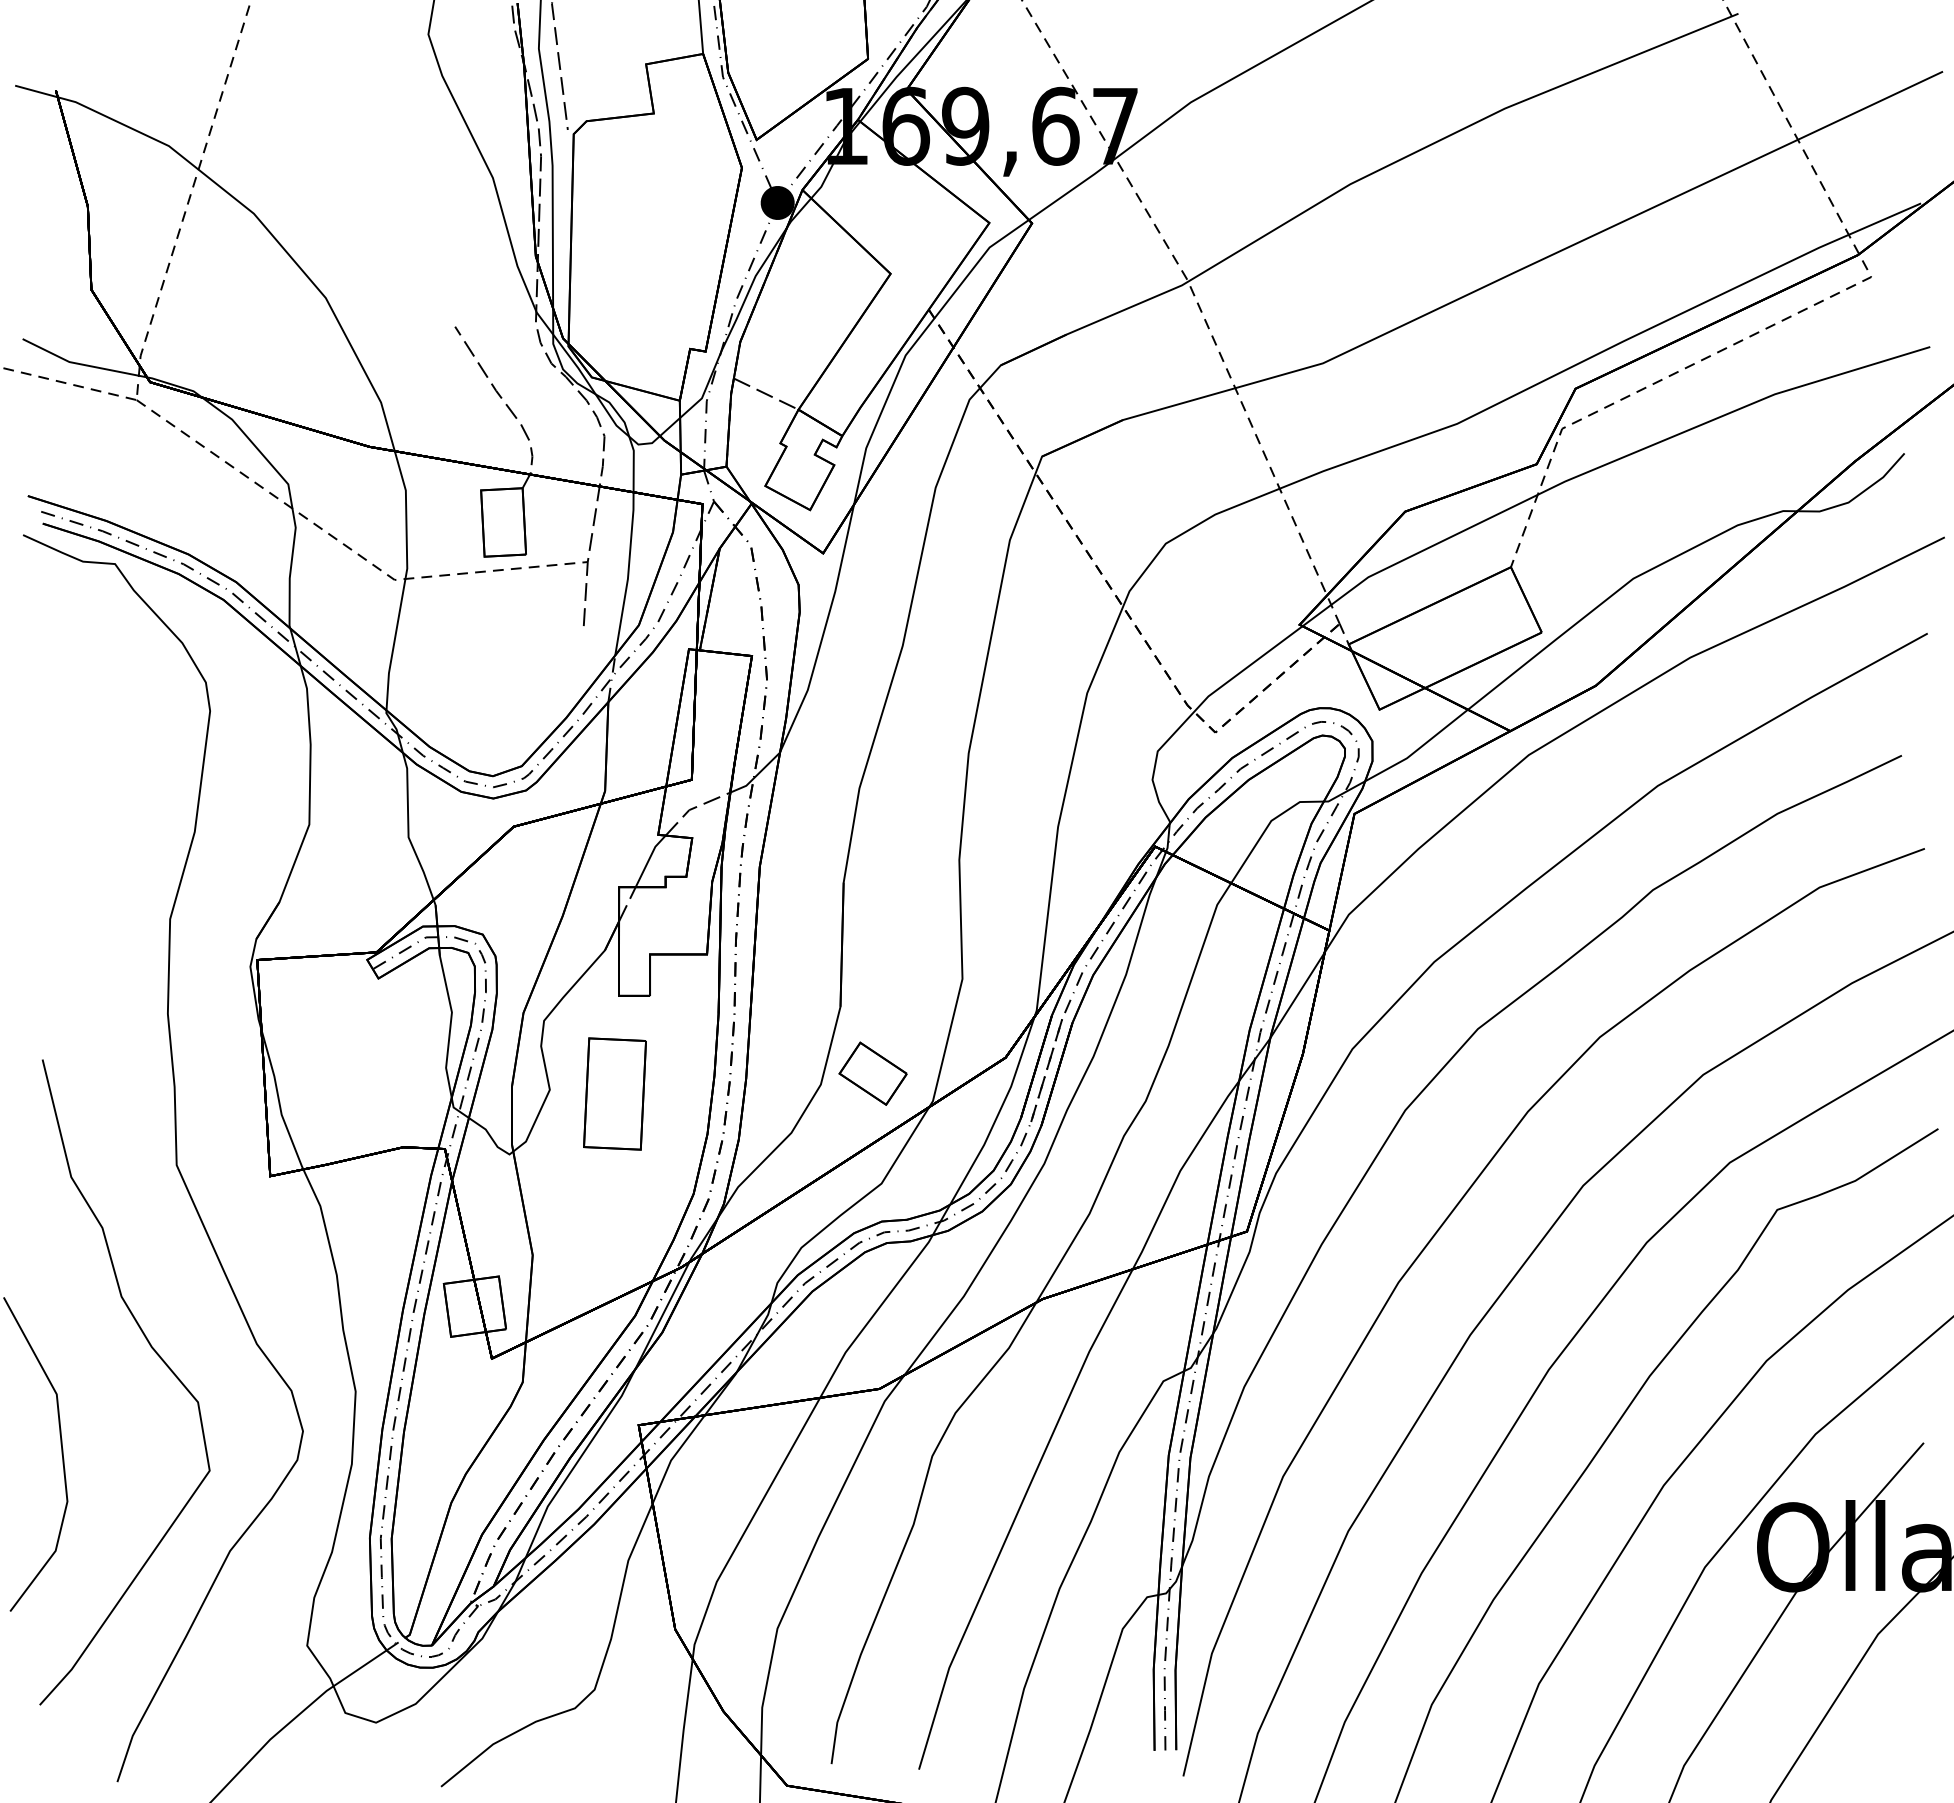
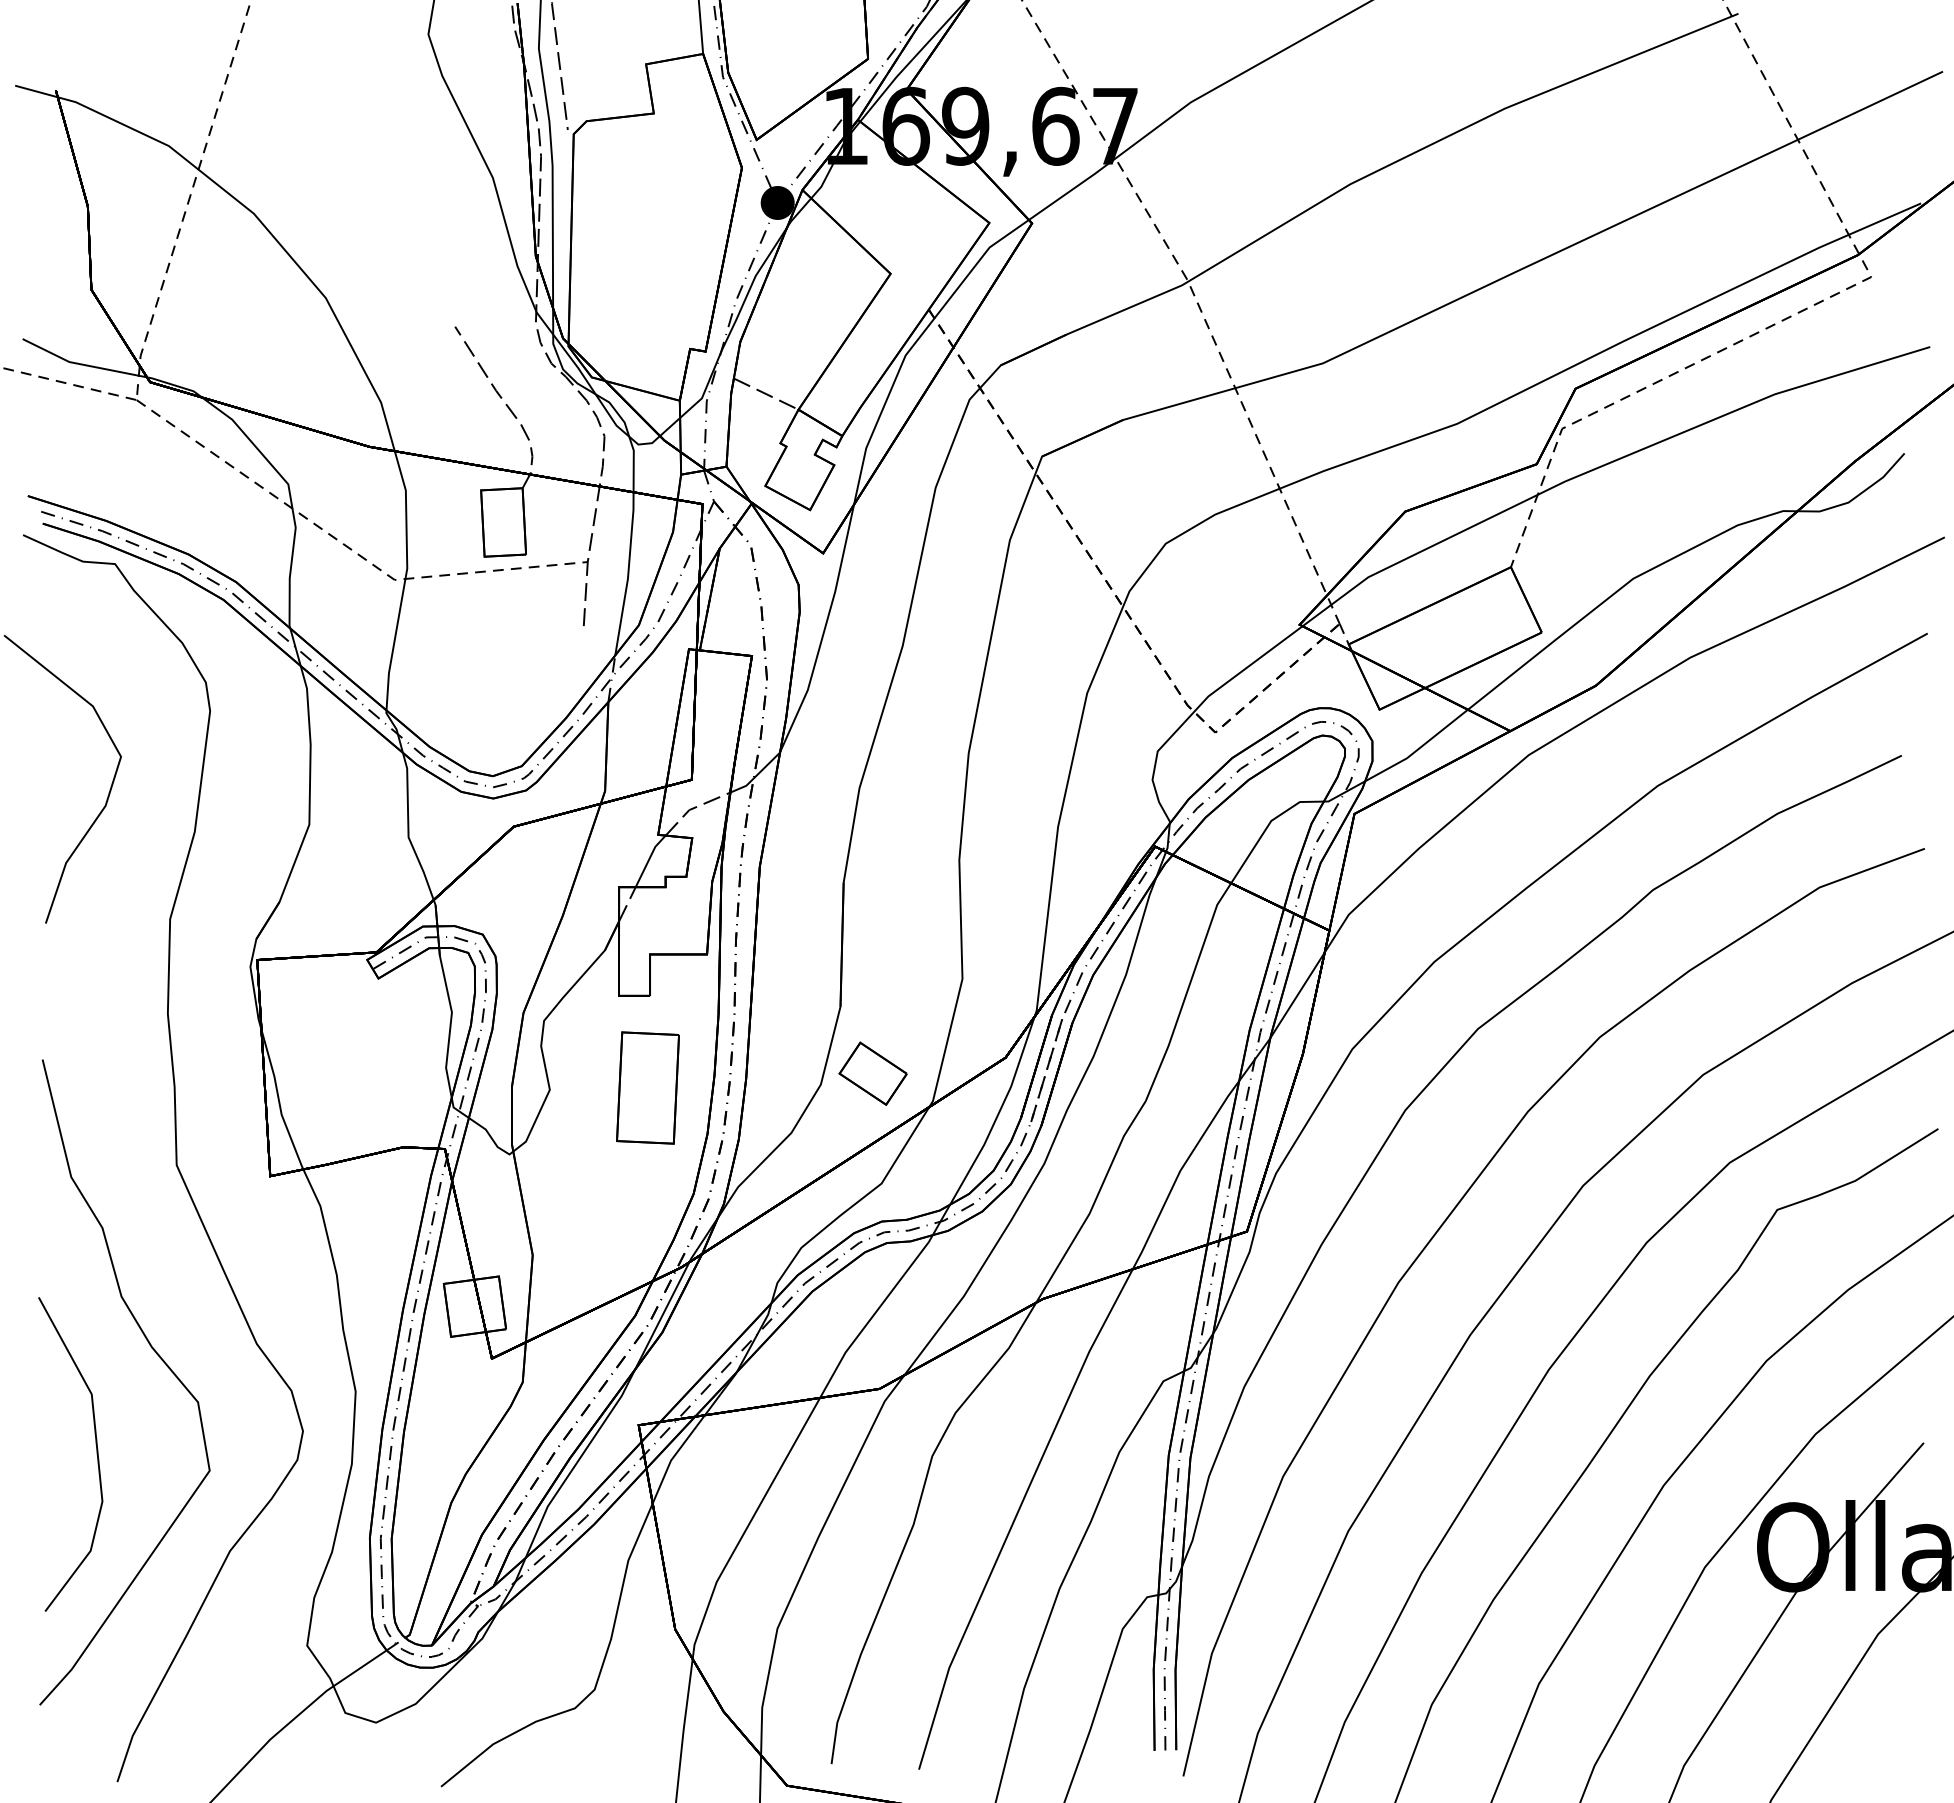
curve: none -> present (108, 792)
part position: (614, 1093) -> (647, 1087) (647, 1087)
line position: (61, 1454) -> (96, 1454) (96, 1454)
